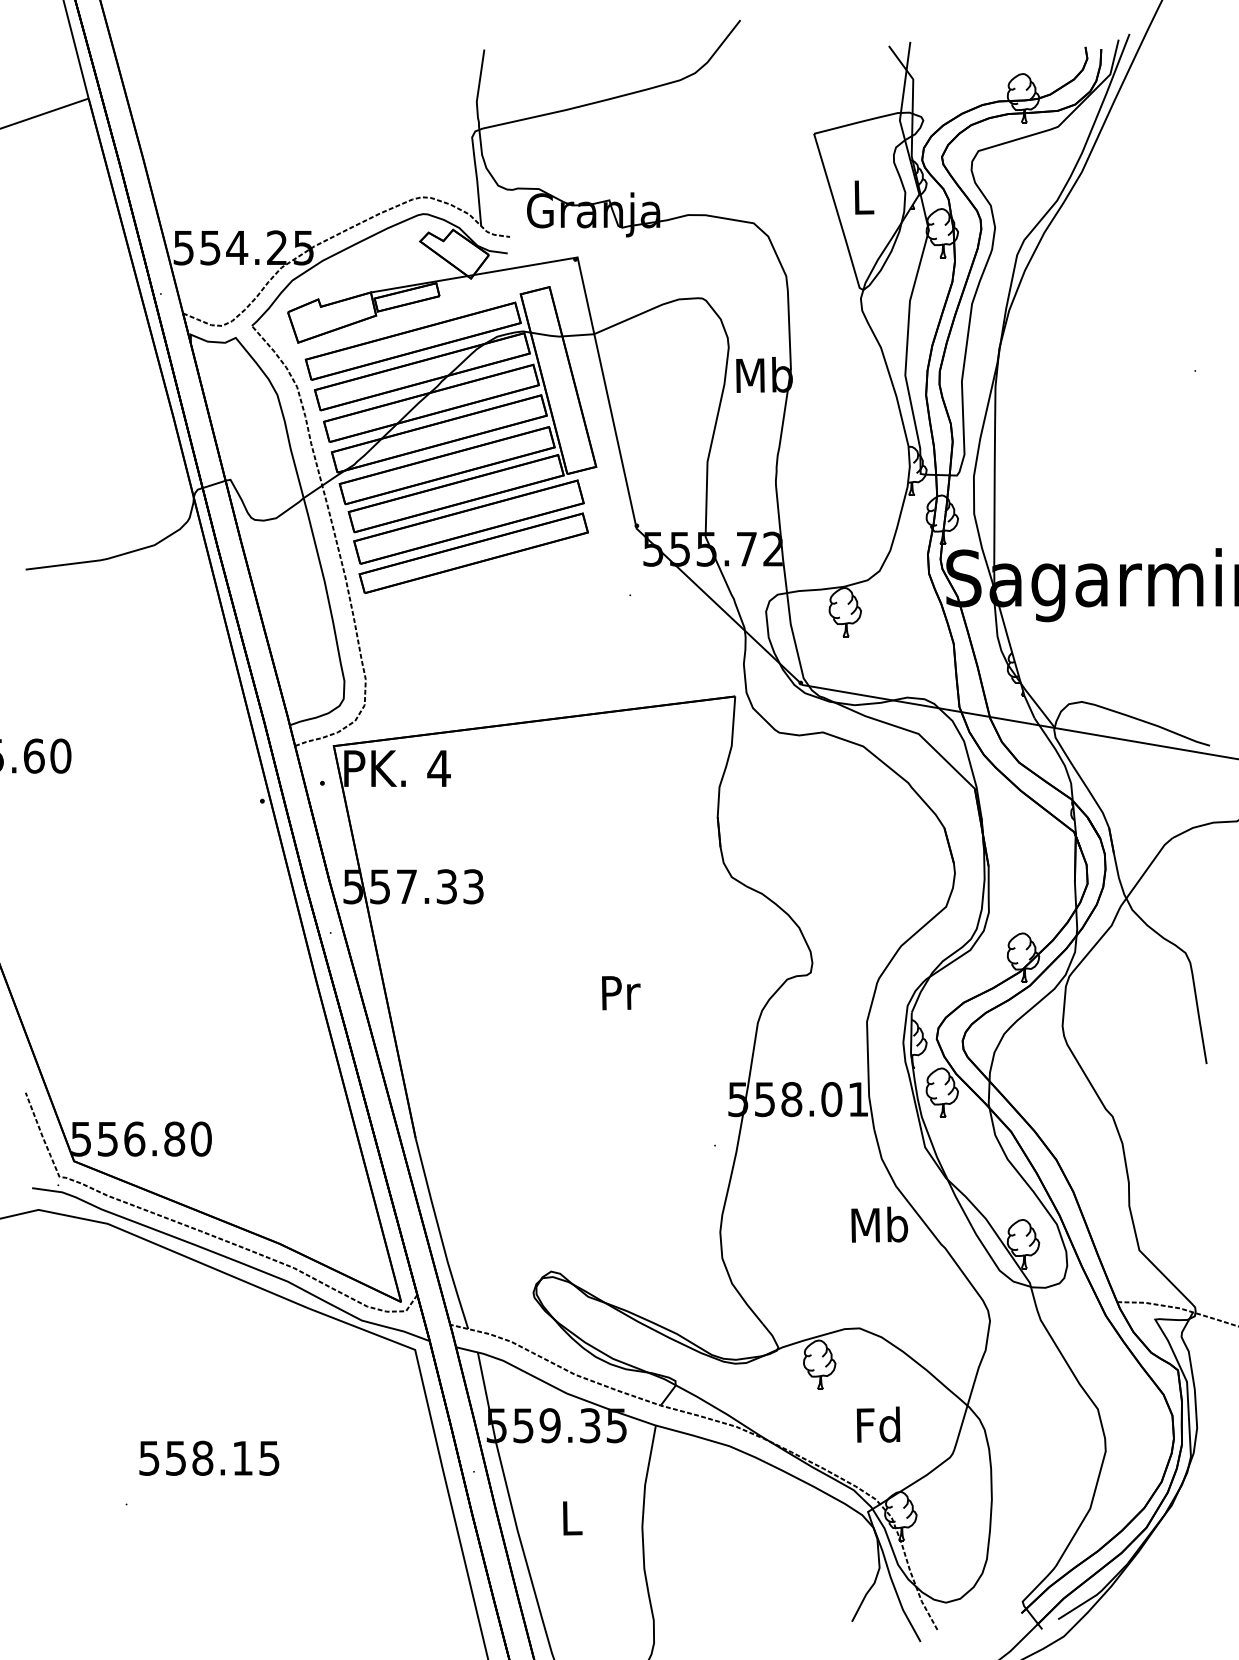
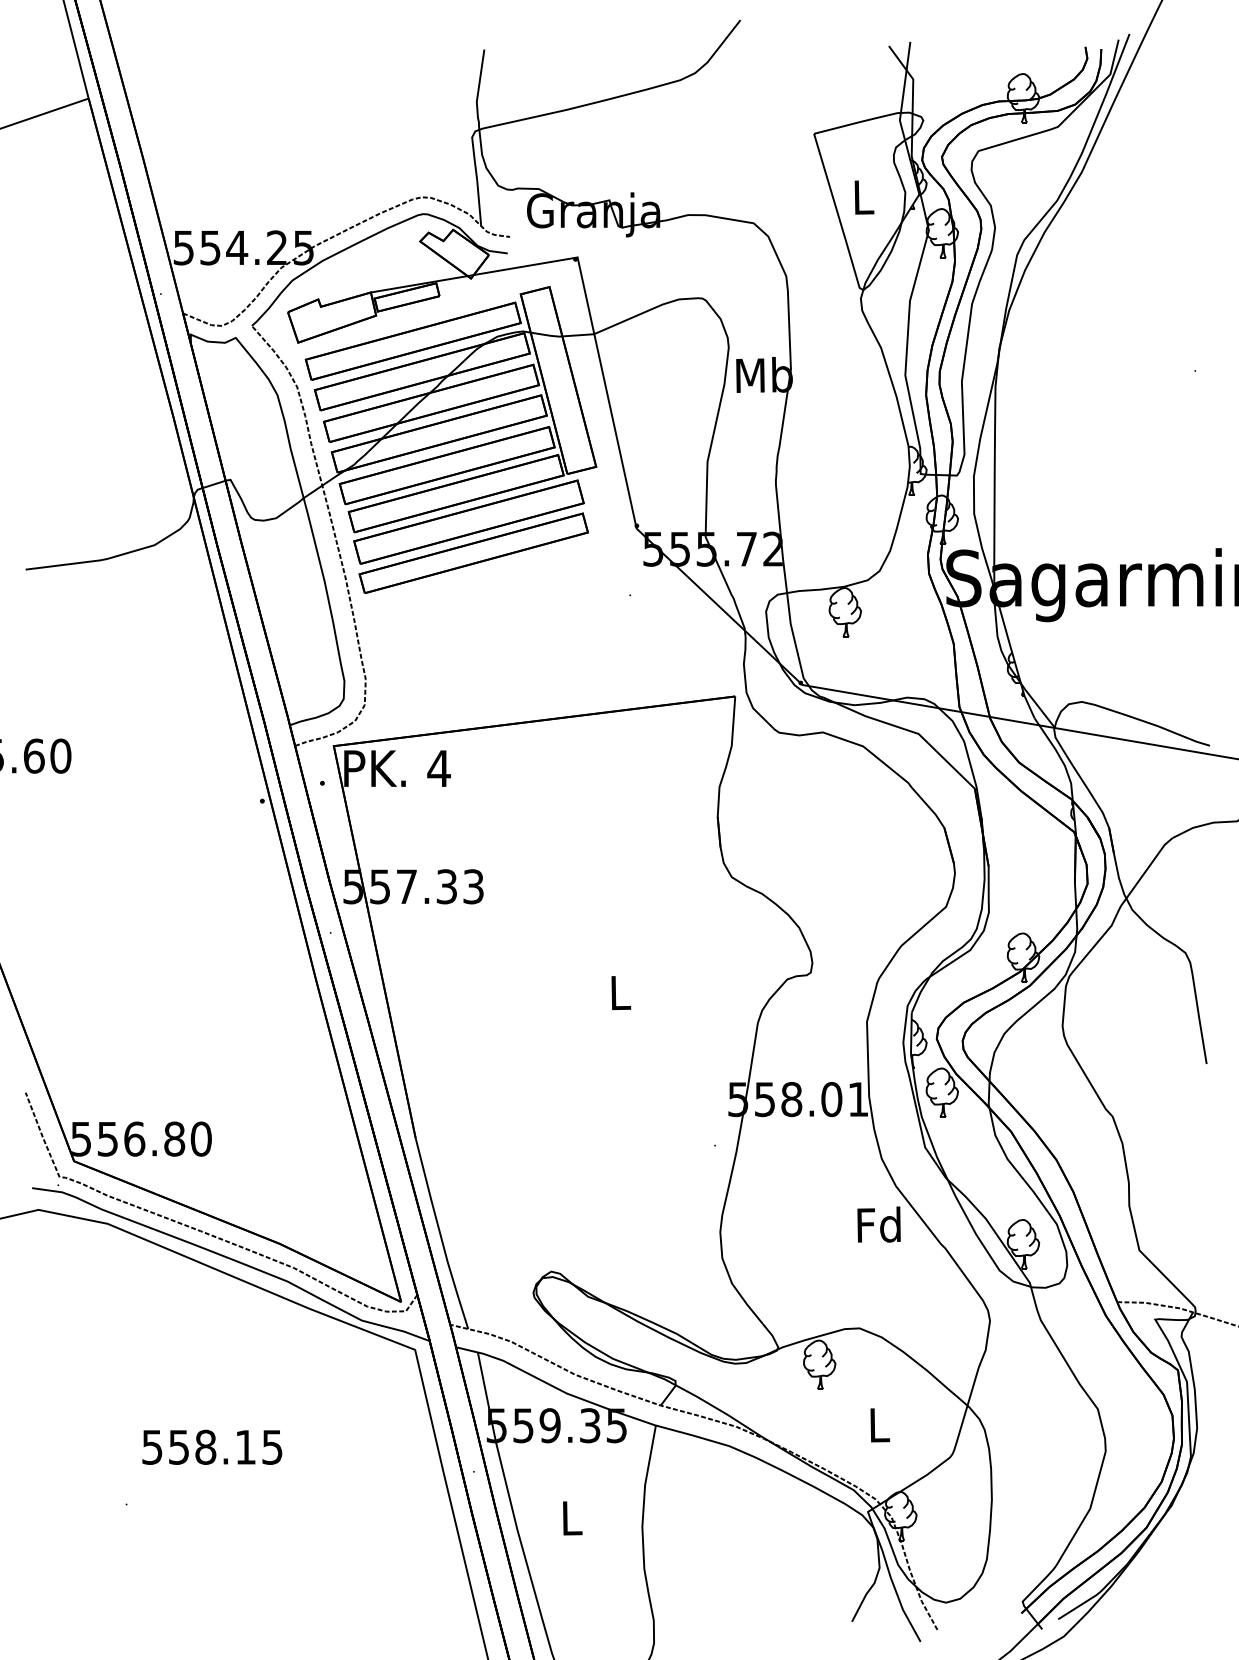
text: Pr -> L (621, 993)
text: Mb -> Fd (879, 1224)
text: Fd -> L (878, 1424)
text position: (209, 1457) -> (212, 1446) (212, 1446)
